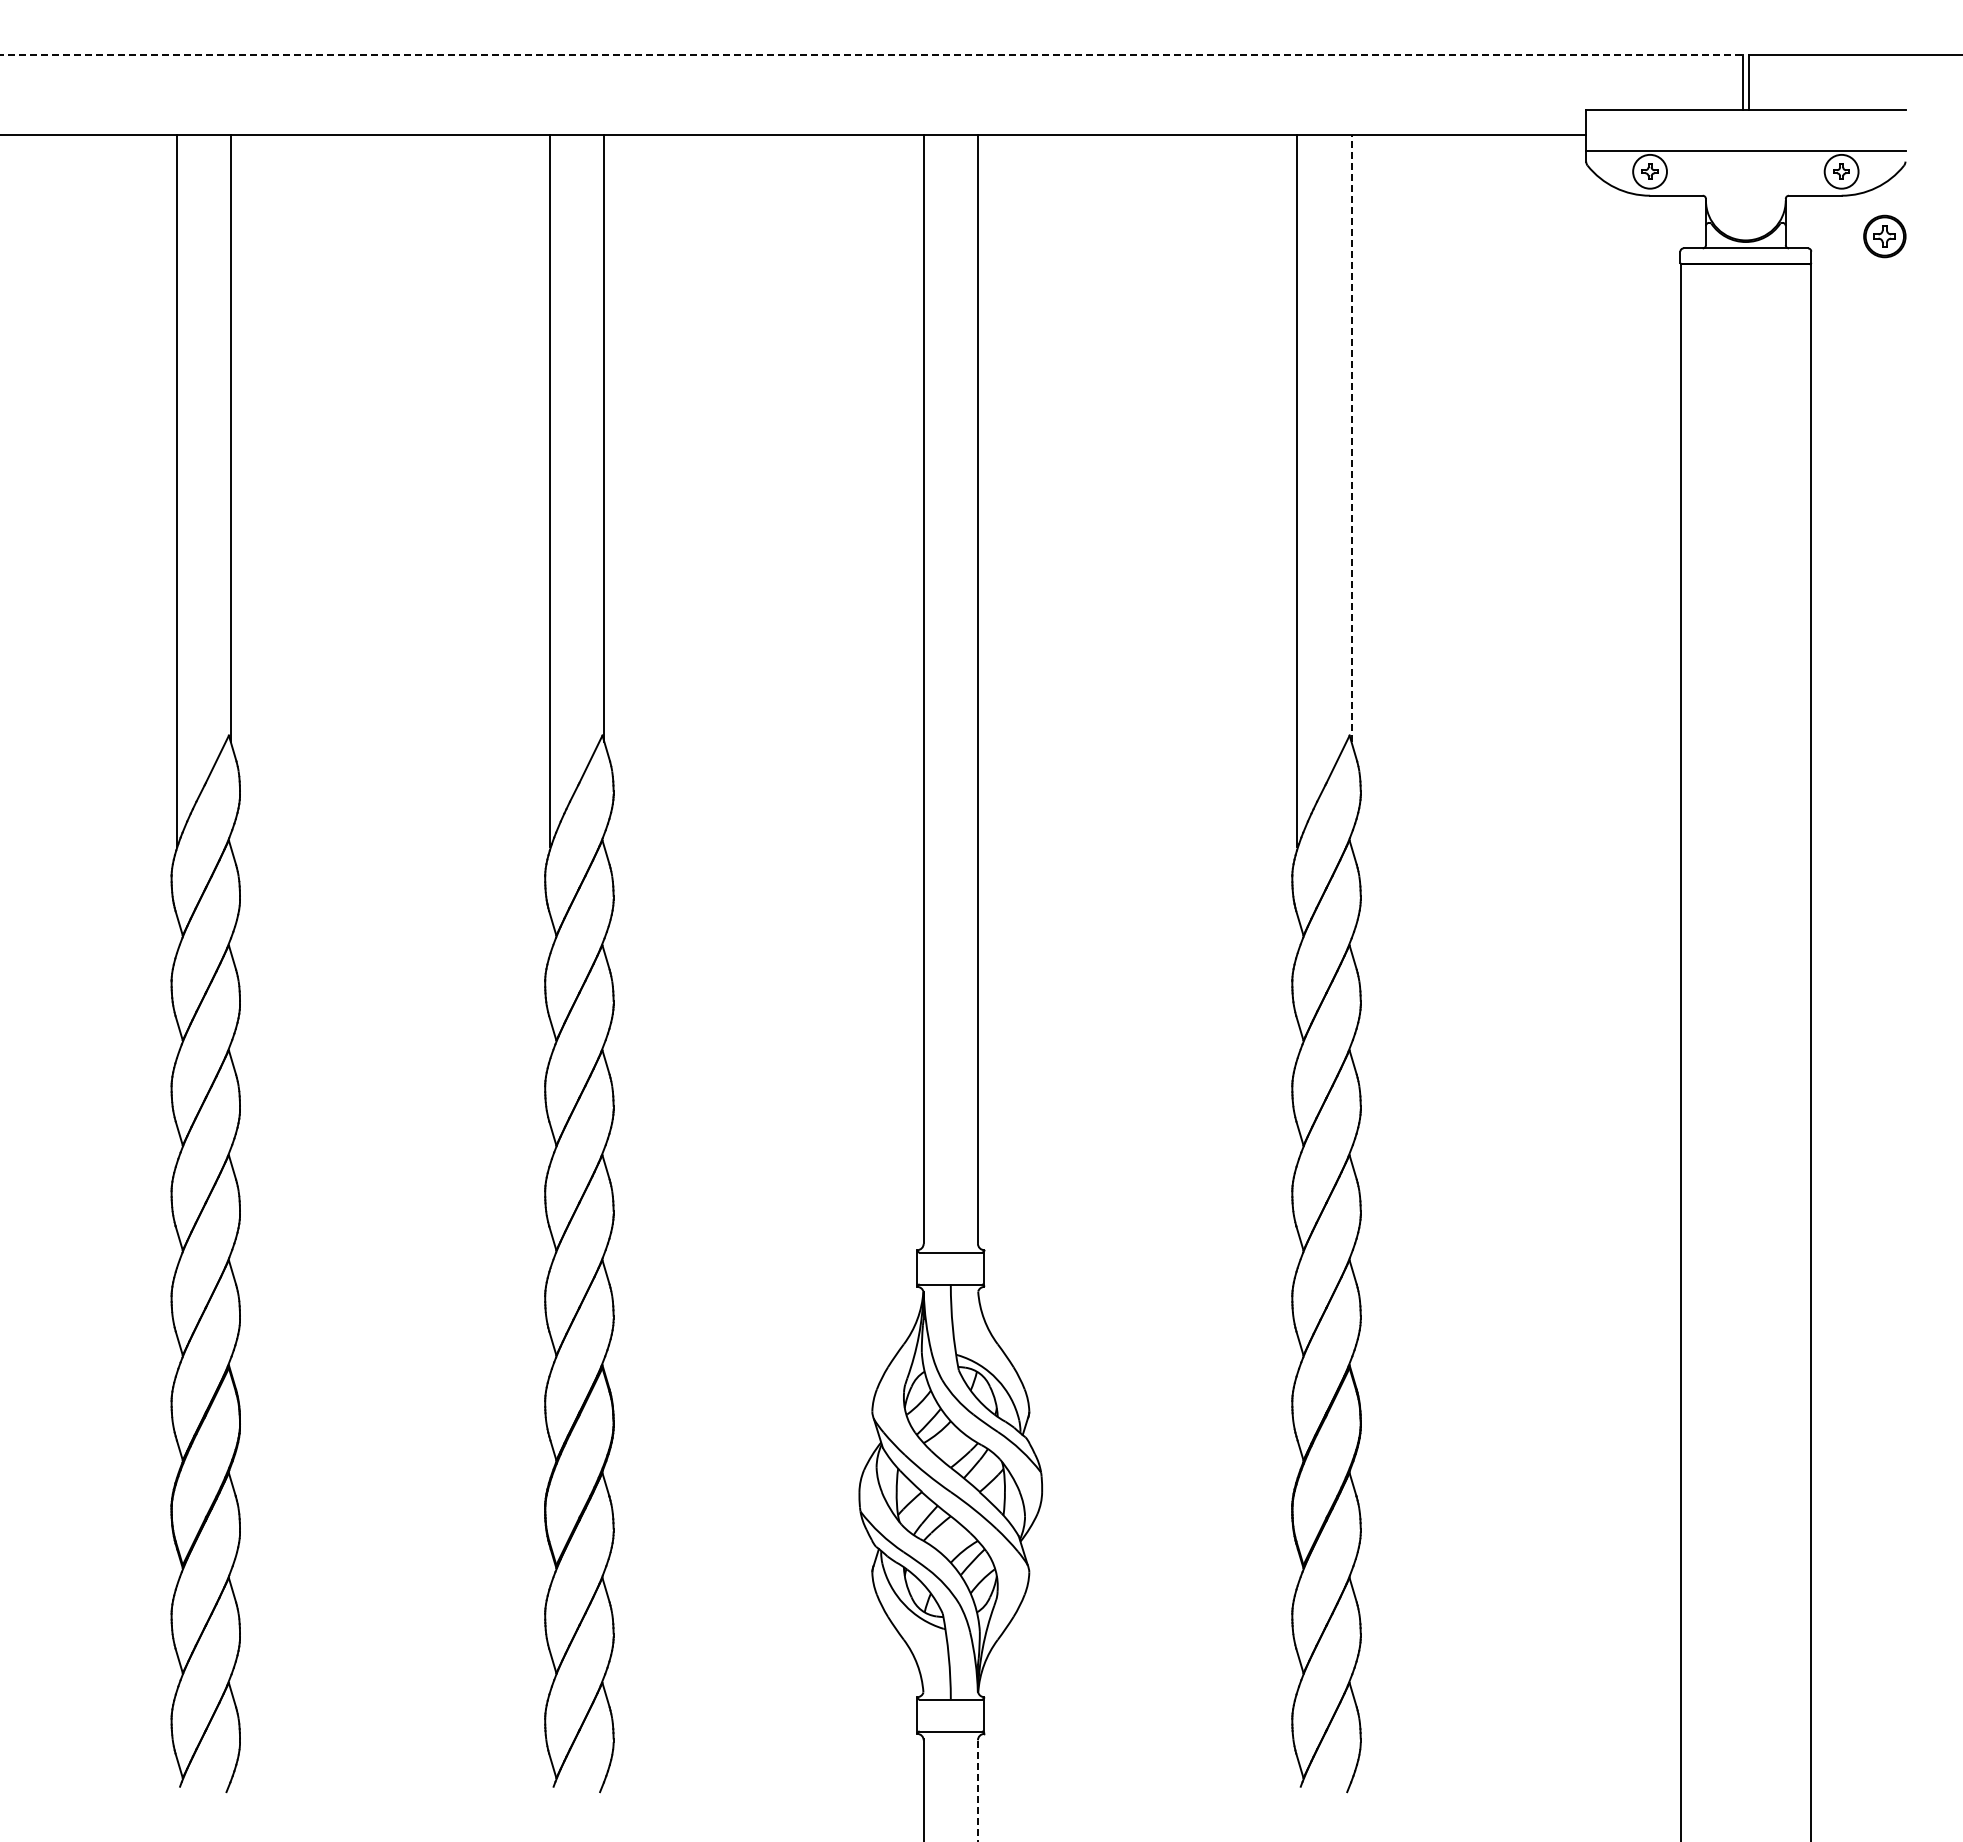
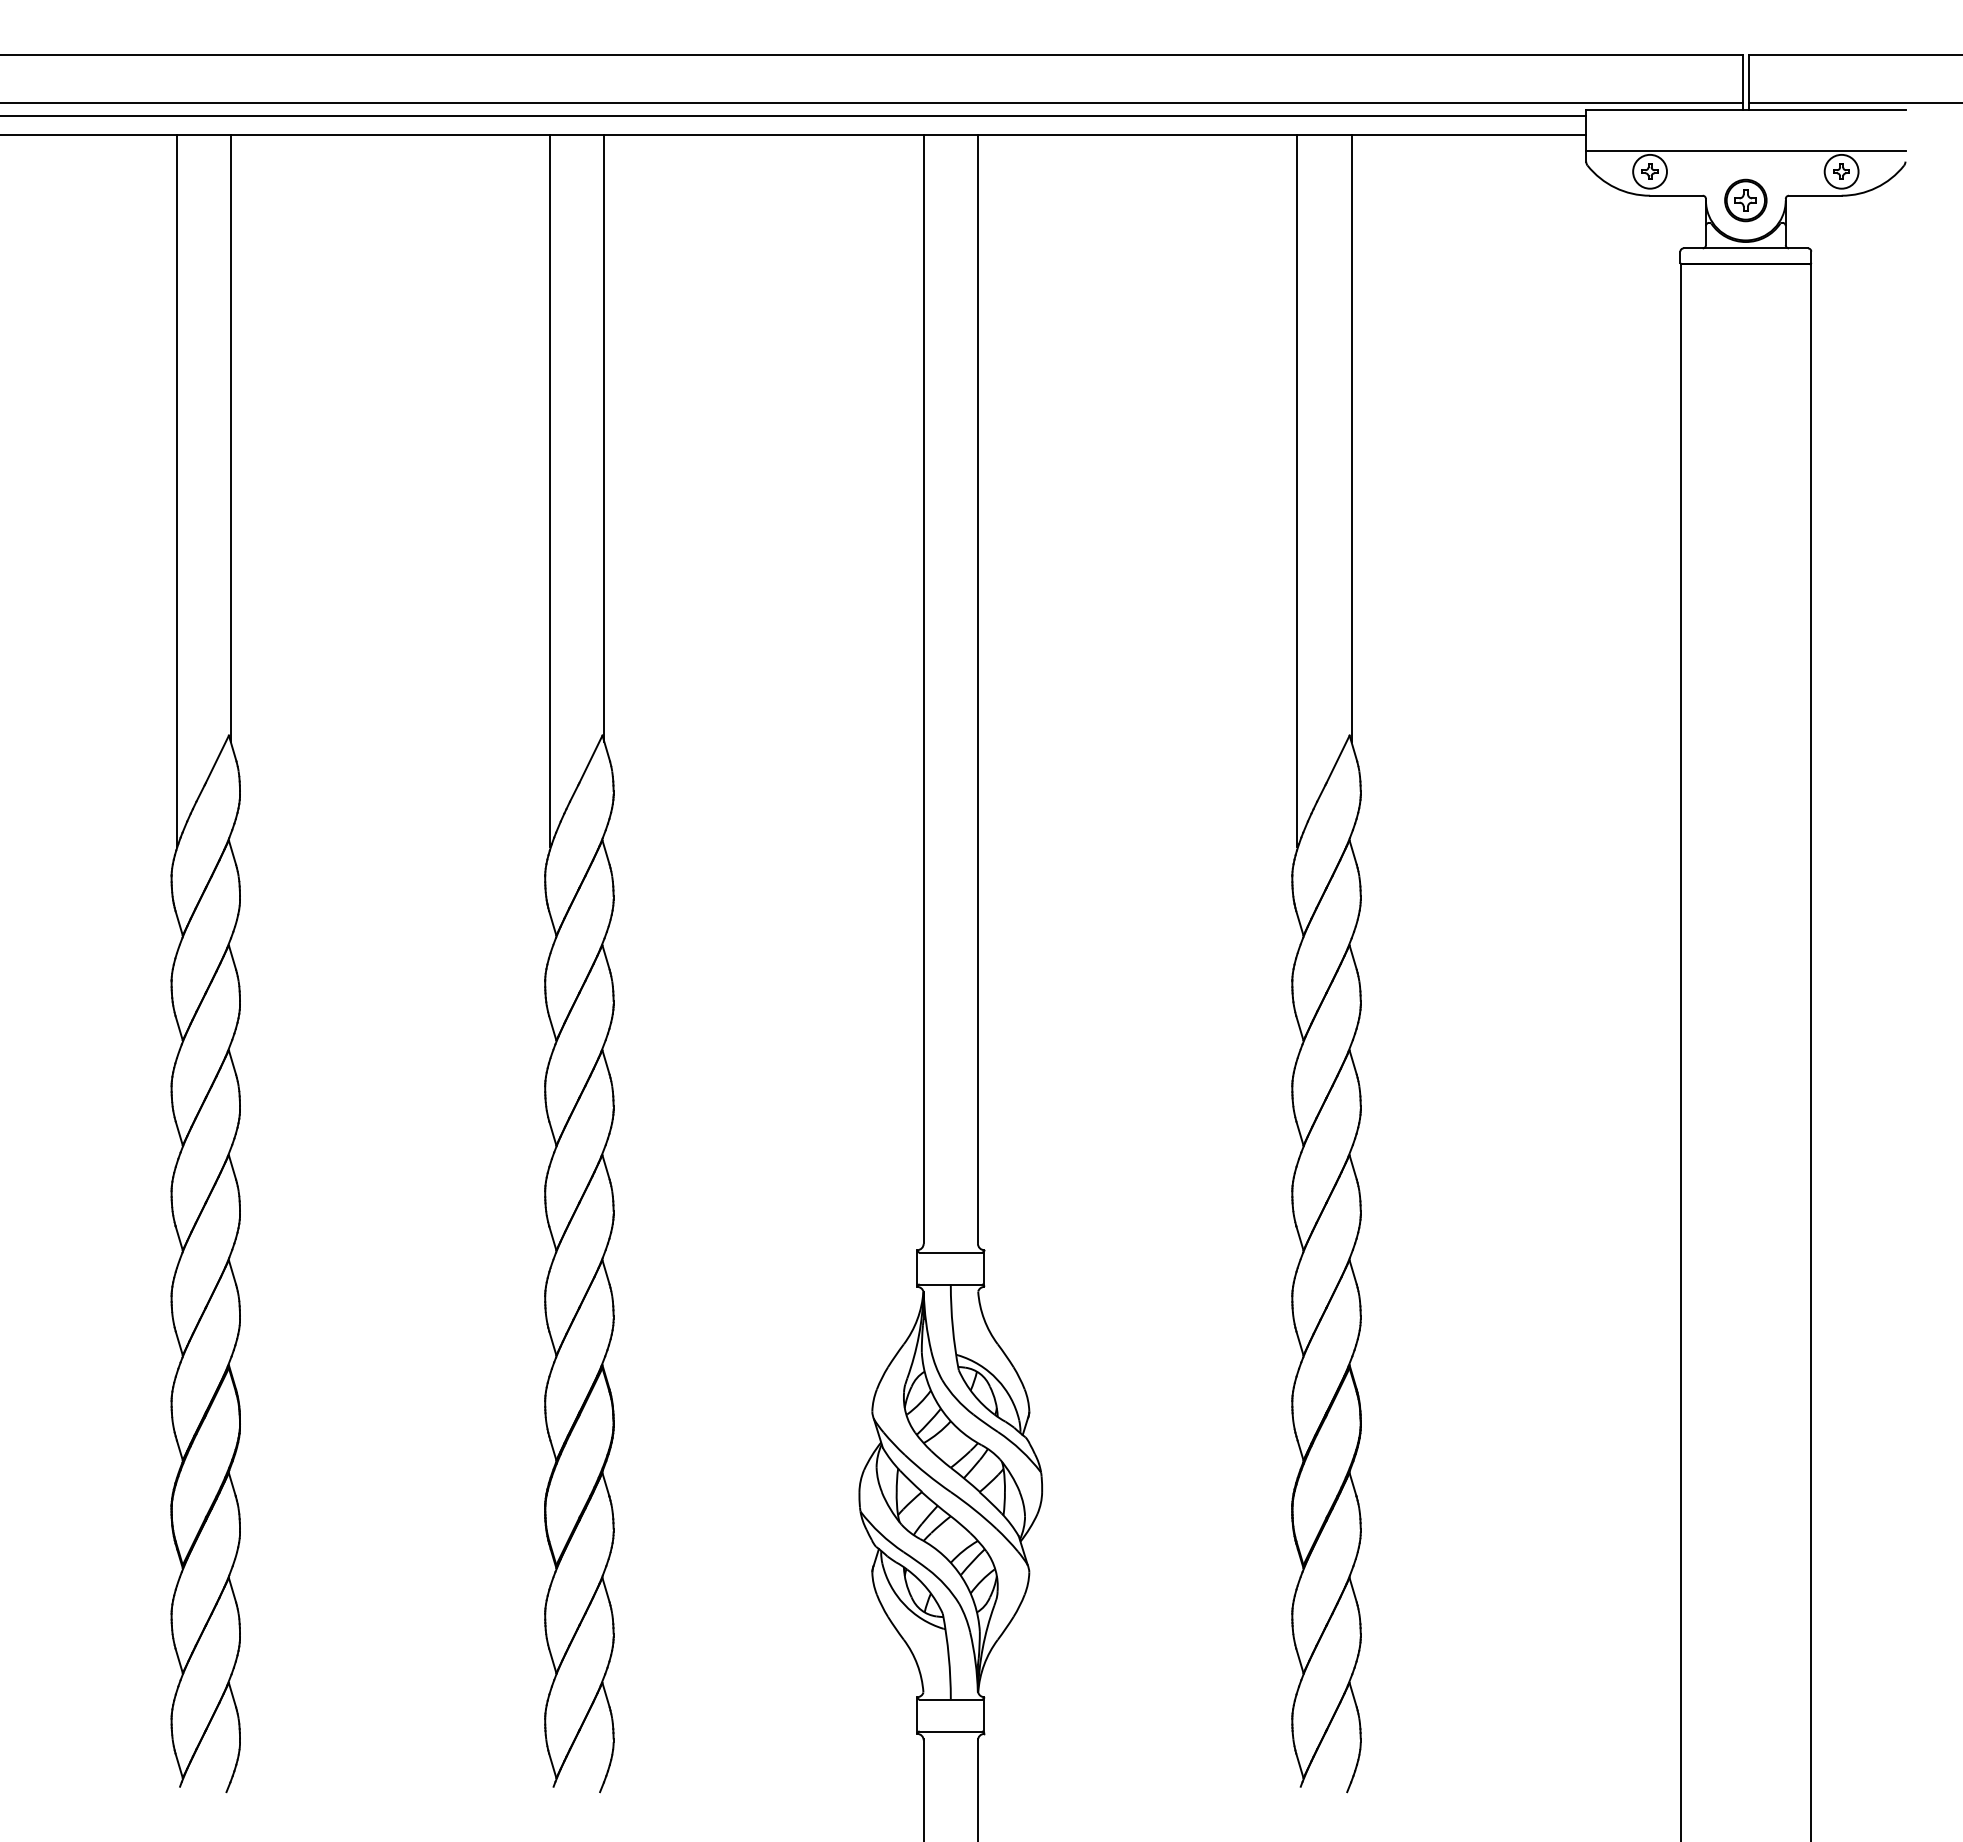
line: dashed -> solid (871, 55)
line: none -> present (872, 103)
line: none -> present (1854, 103)
line: none -> present (794, 115)
part position: (1884, 236) -> (1745, 200) (1745, 200)
line: dashed -> solid (1351, 438)
line: dashed -> solid (977, 1790)
